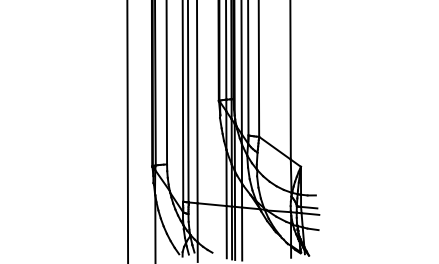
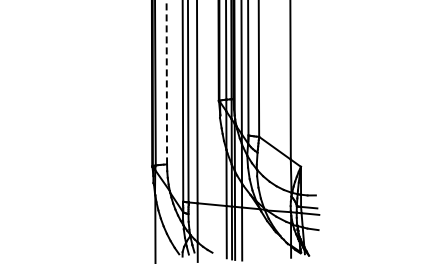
line: solid -> dashed (166, 82)
line: present -> none (127, 131)
